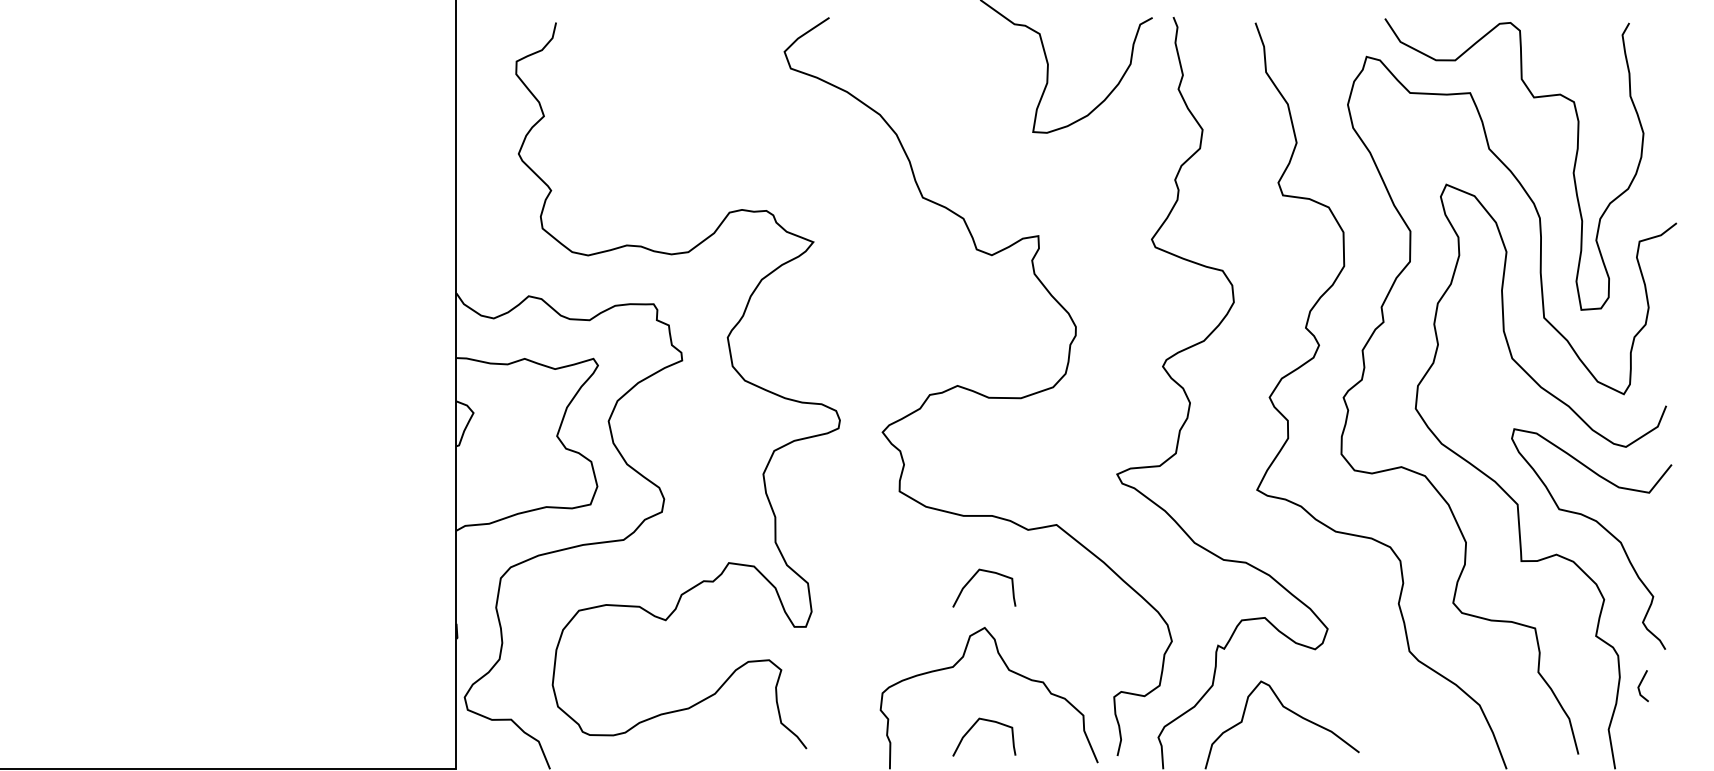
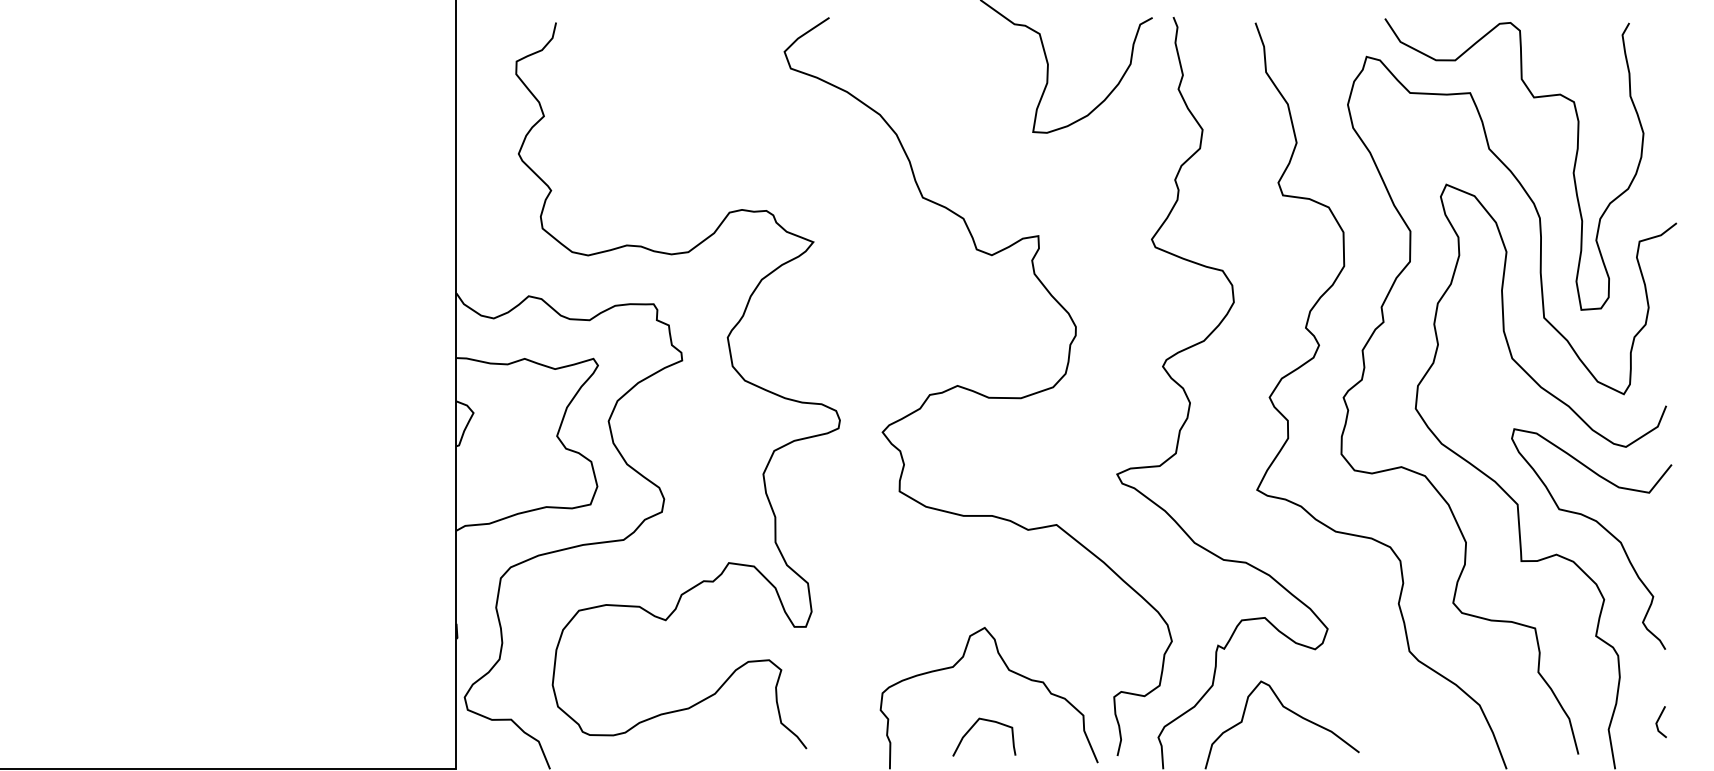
curve: present -> none (972, 579)
line position: (1640, 685) -> (1658, 721) (1658, 721)
